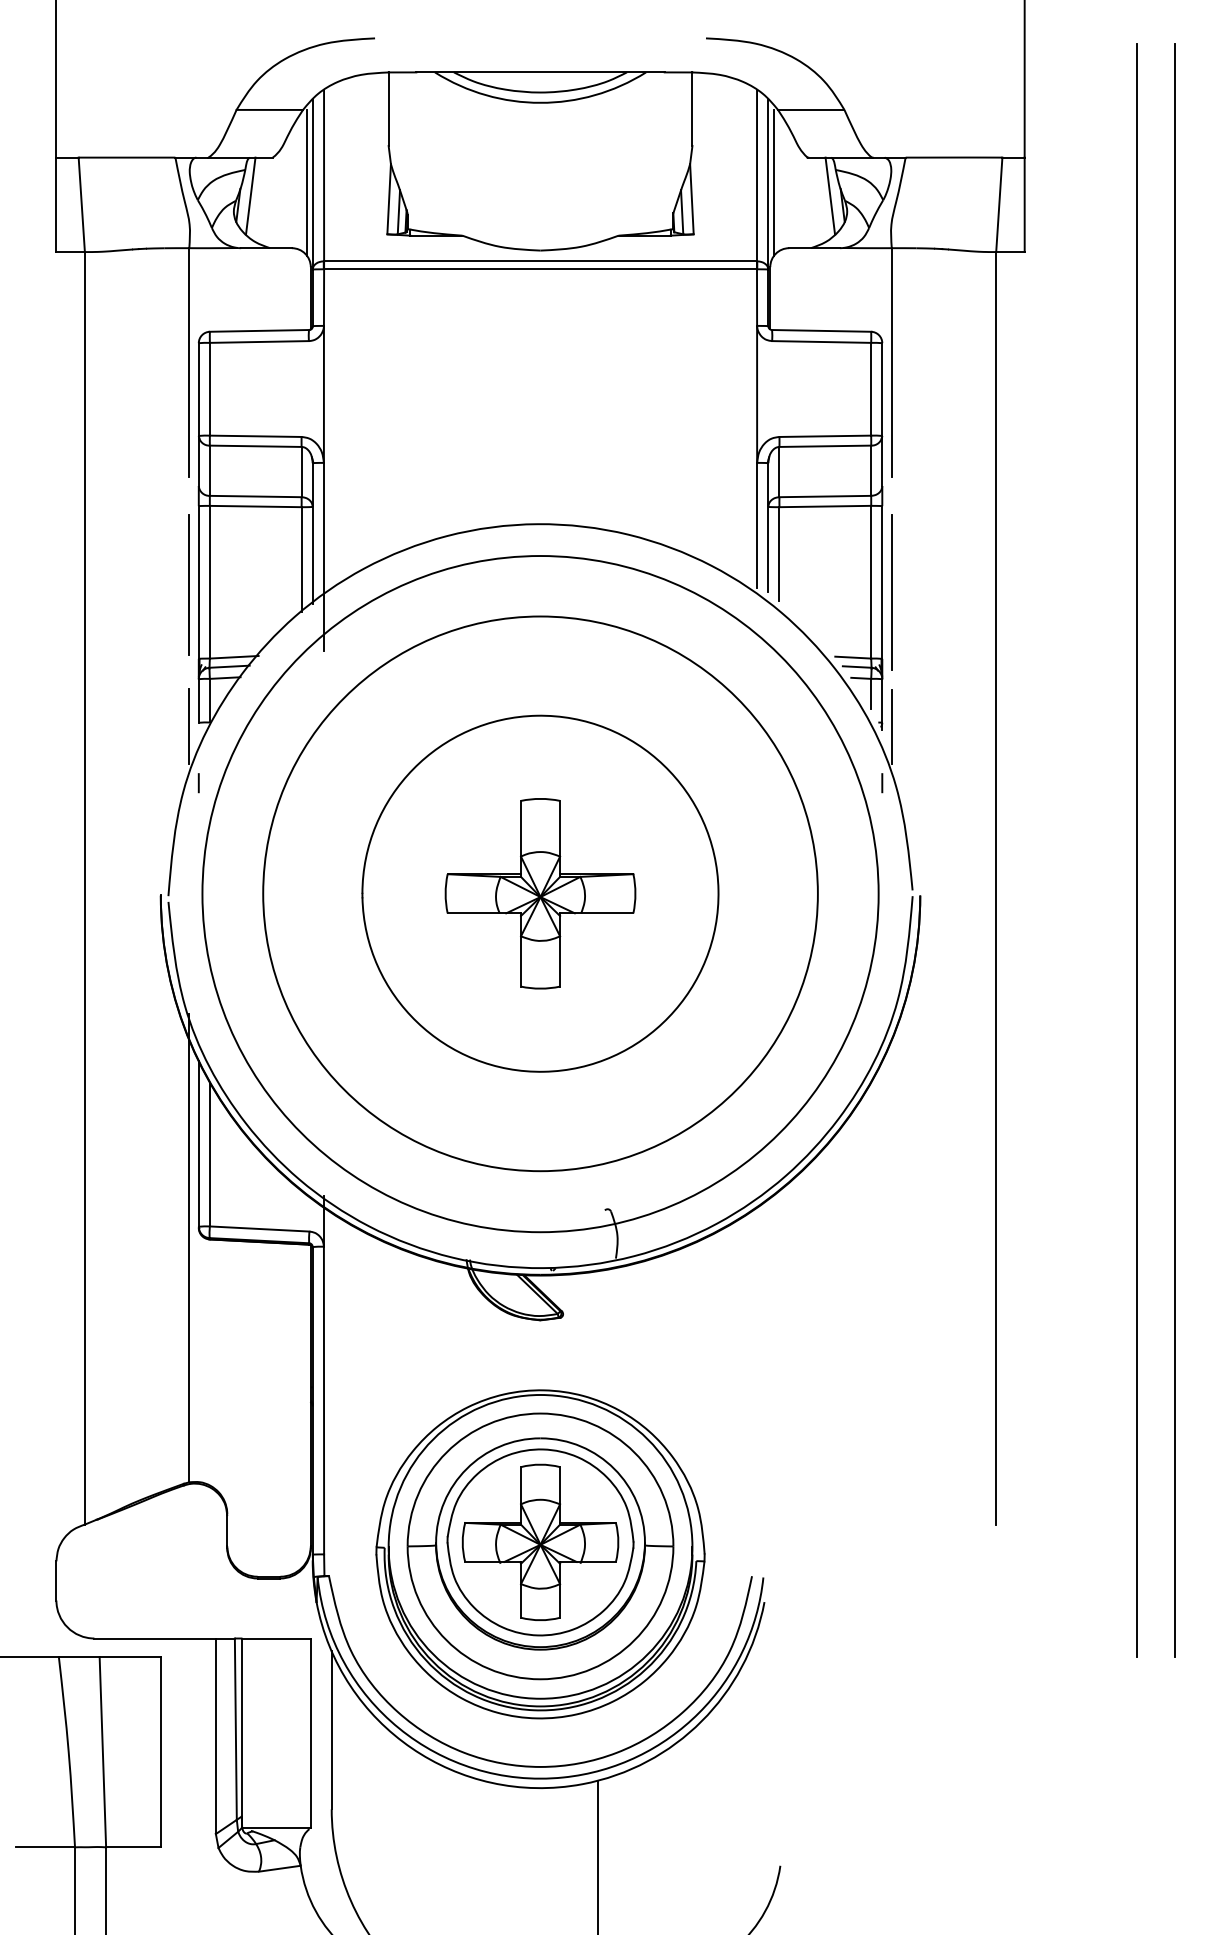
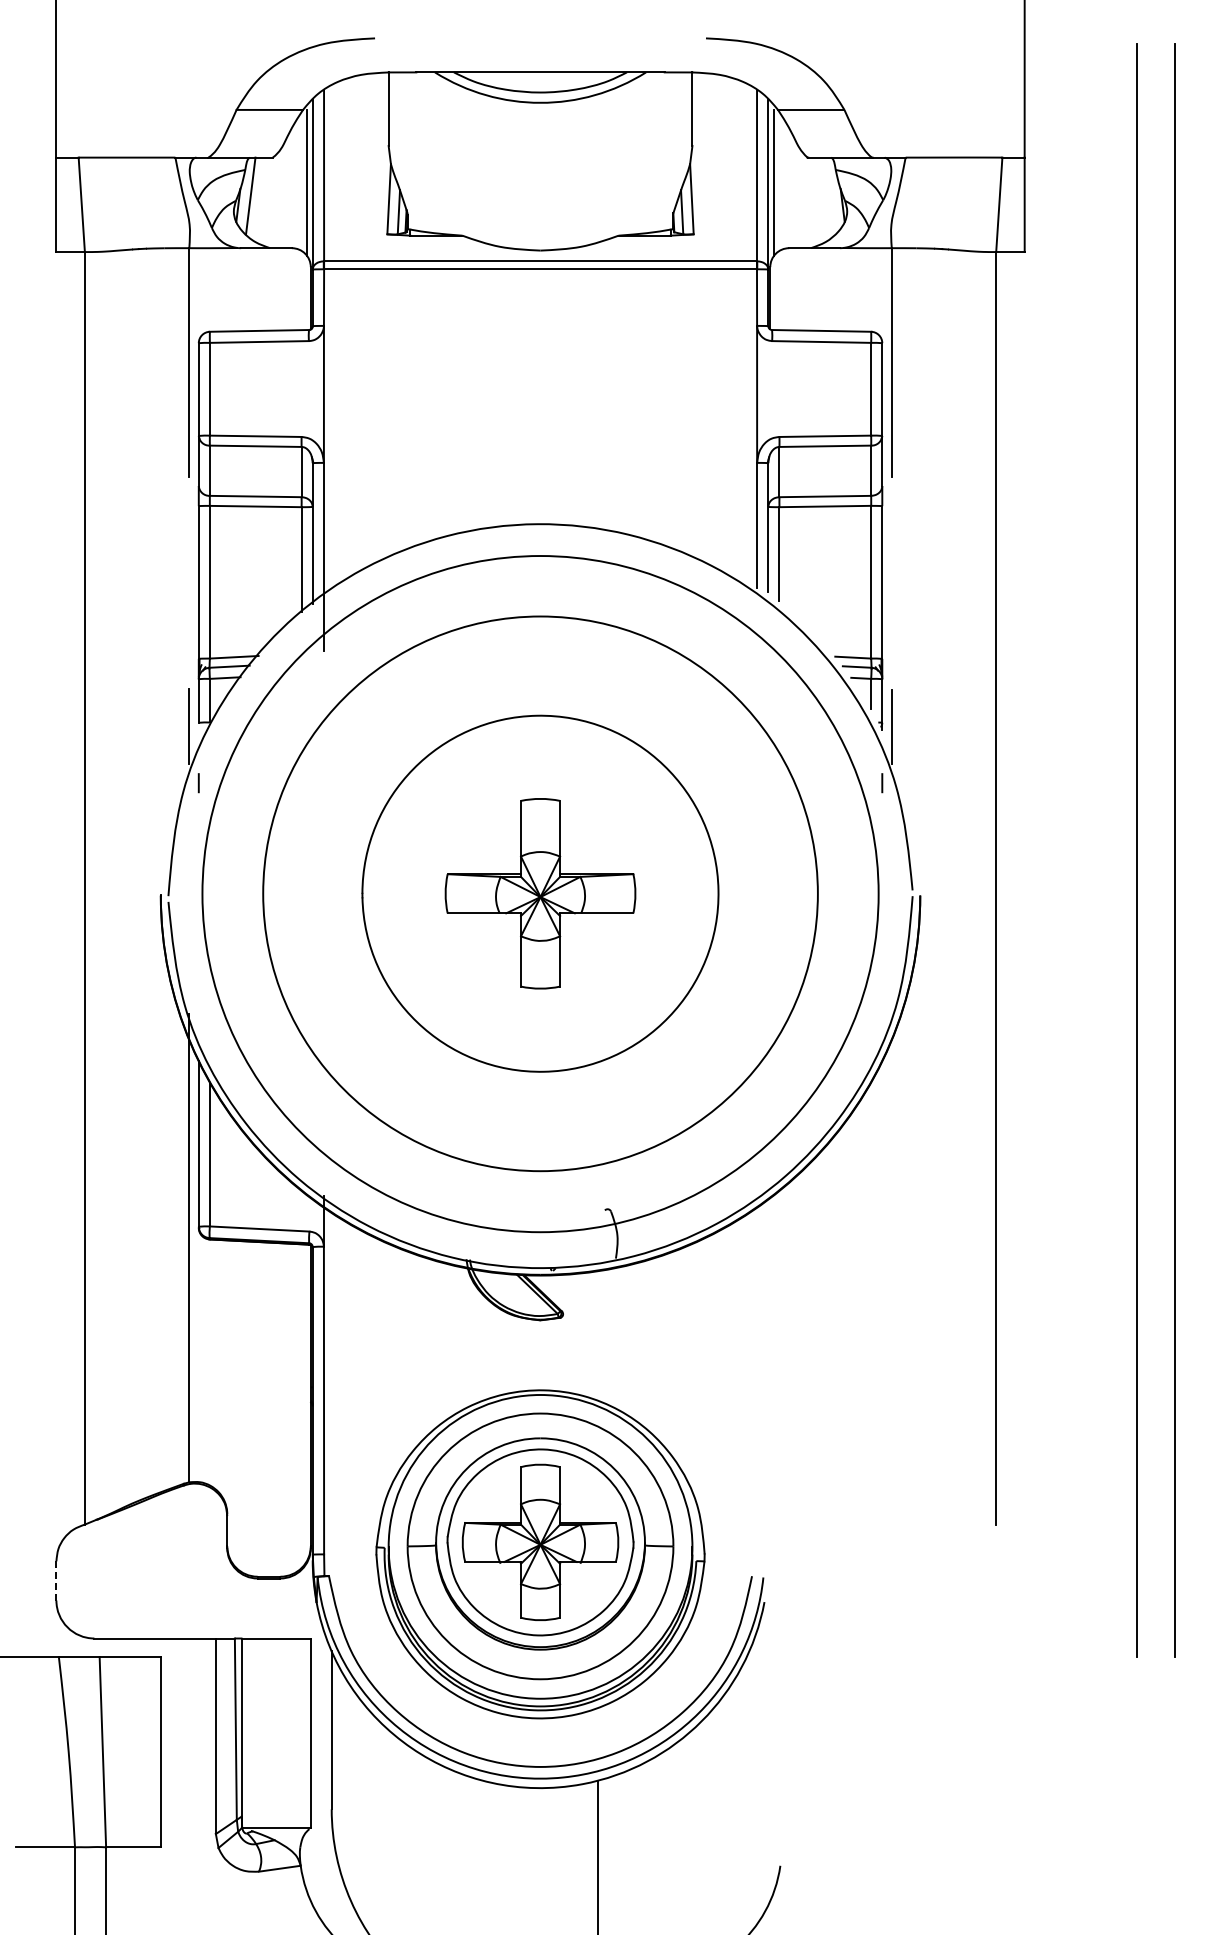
line: present -> none (830, 195)
line: present -> none (188, 584)
line: present -> none (891, 592)
line: solid -> dashed (56, 1580)
